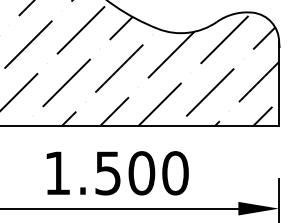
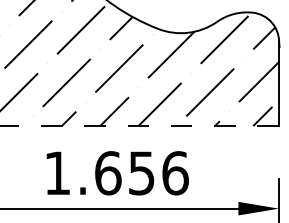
line: solid -> dashed (139, 126)
text: 1.500 -> 1.656 (141, 173)
